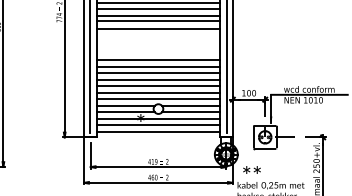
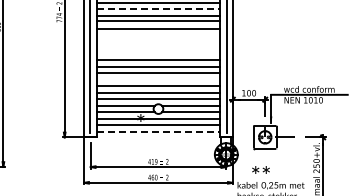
line: solid -> dashed (158, 8)
line: present -> none (158, 80)
line: solid -> dashed (158, 132)
text position: (251, 169) -> (260, 169) (260, 169)
